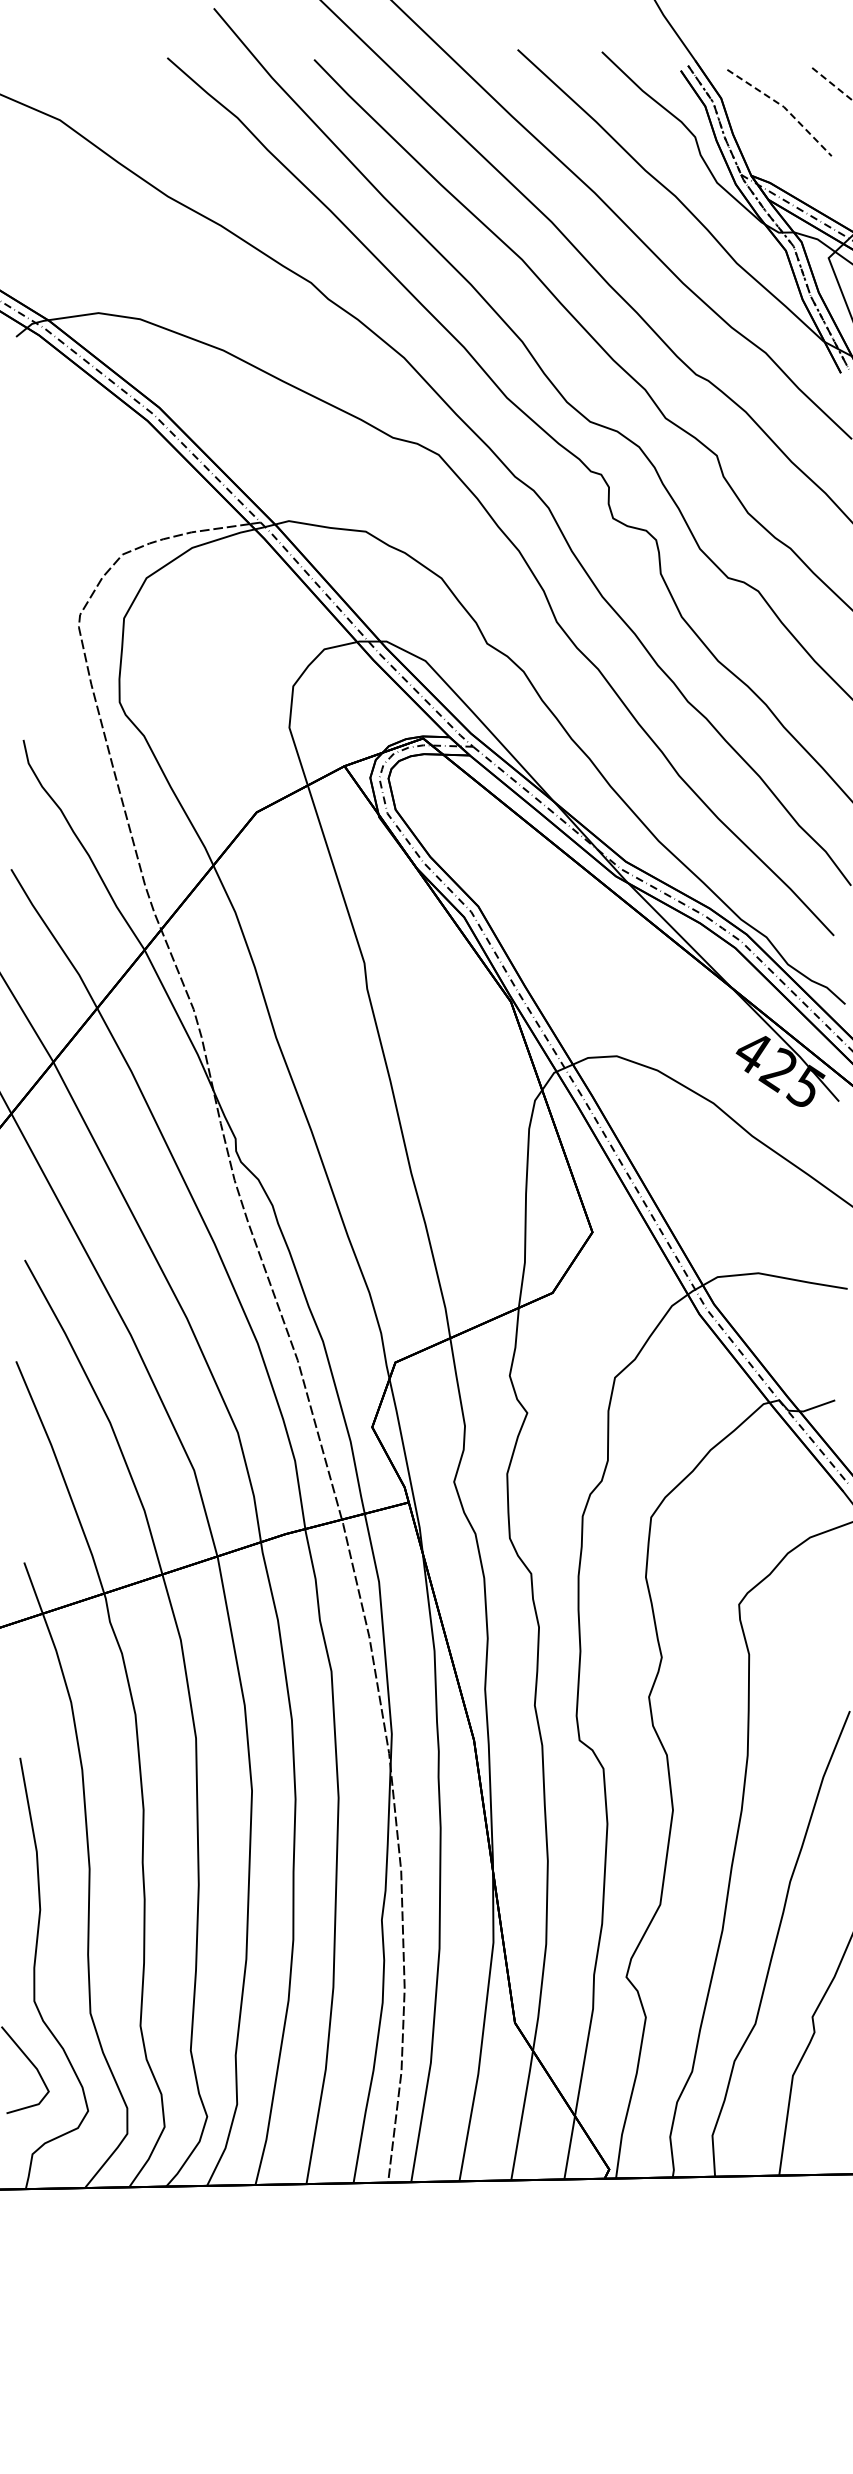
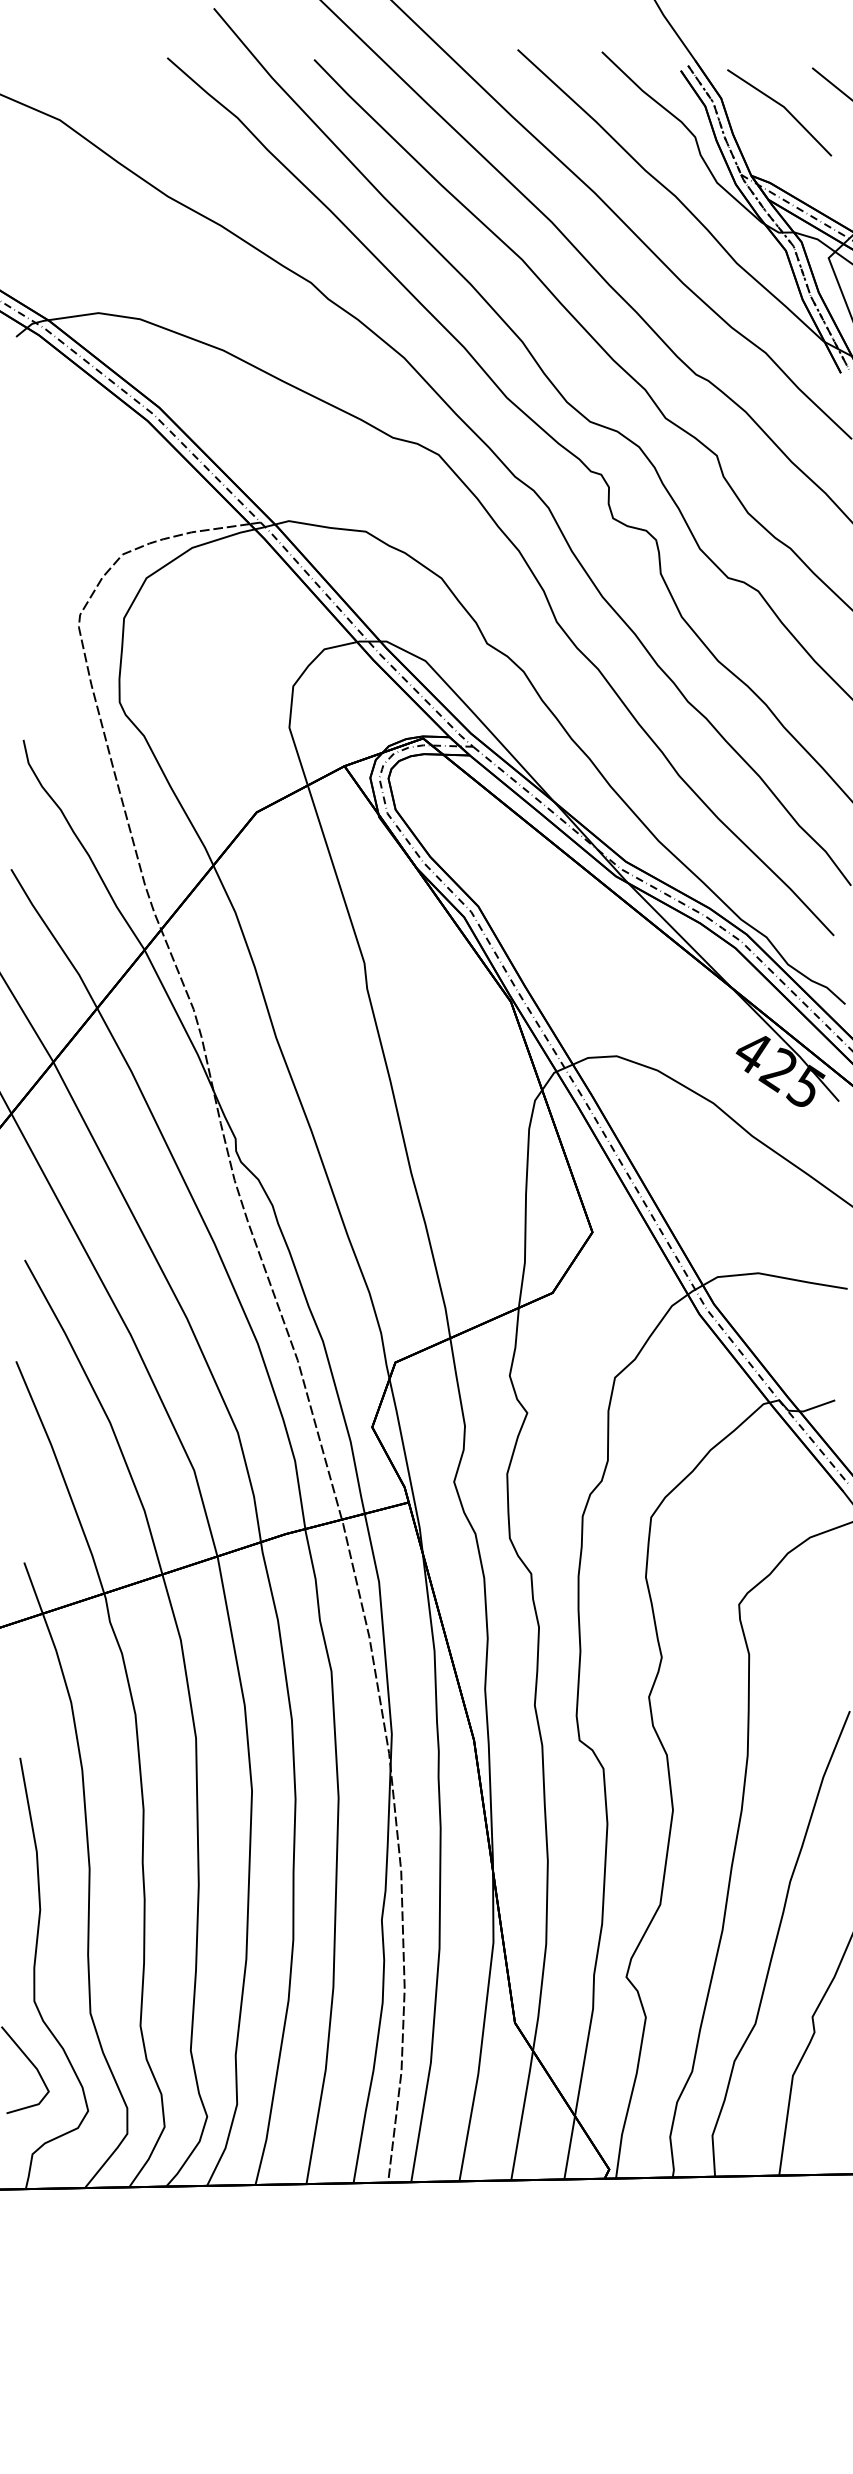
line: dashed -> solid (832, 84)
line: dashed -> solid (783, 107)
